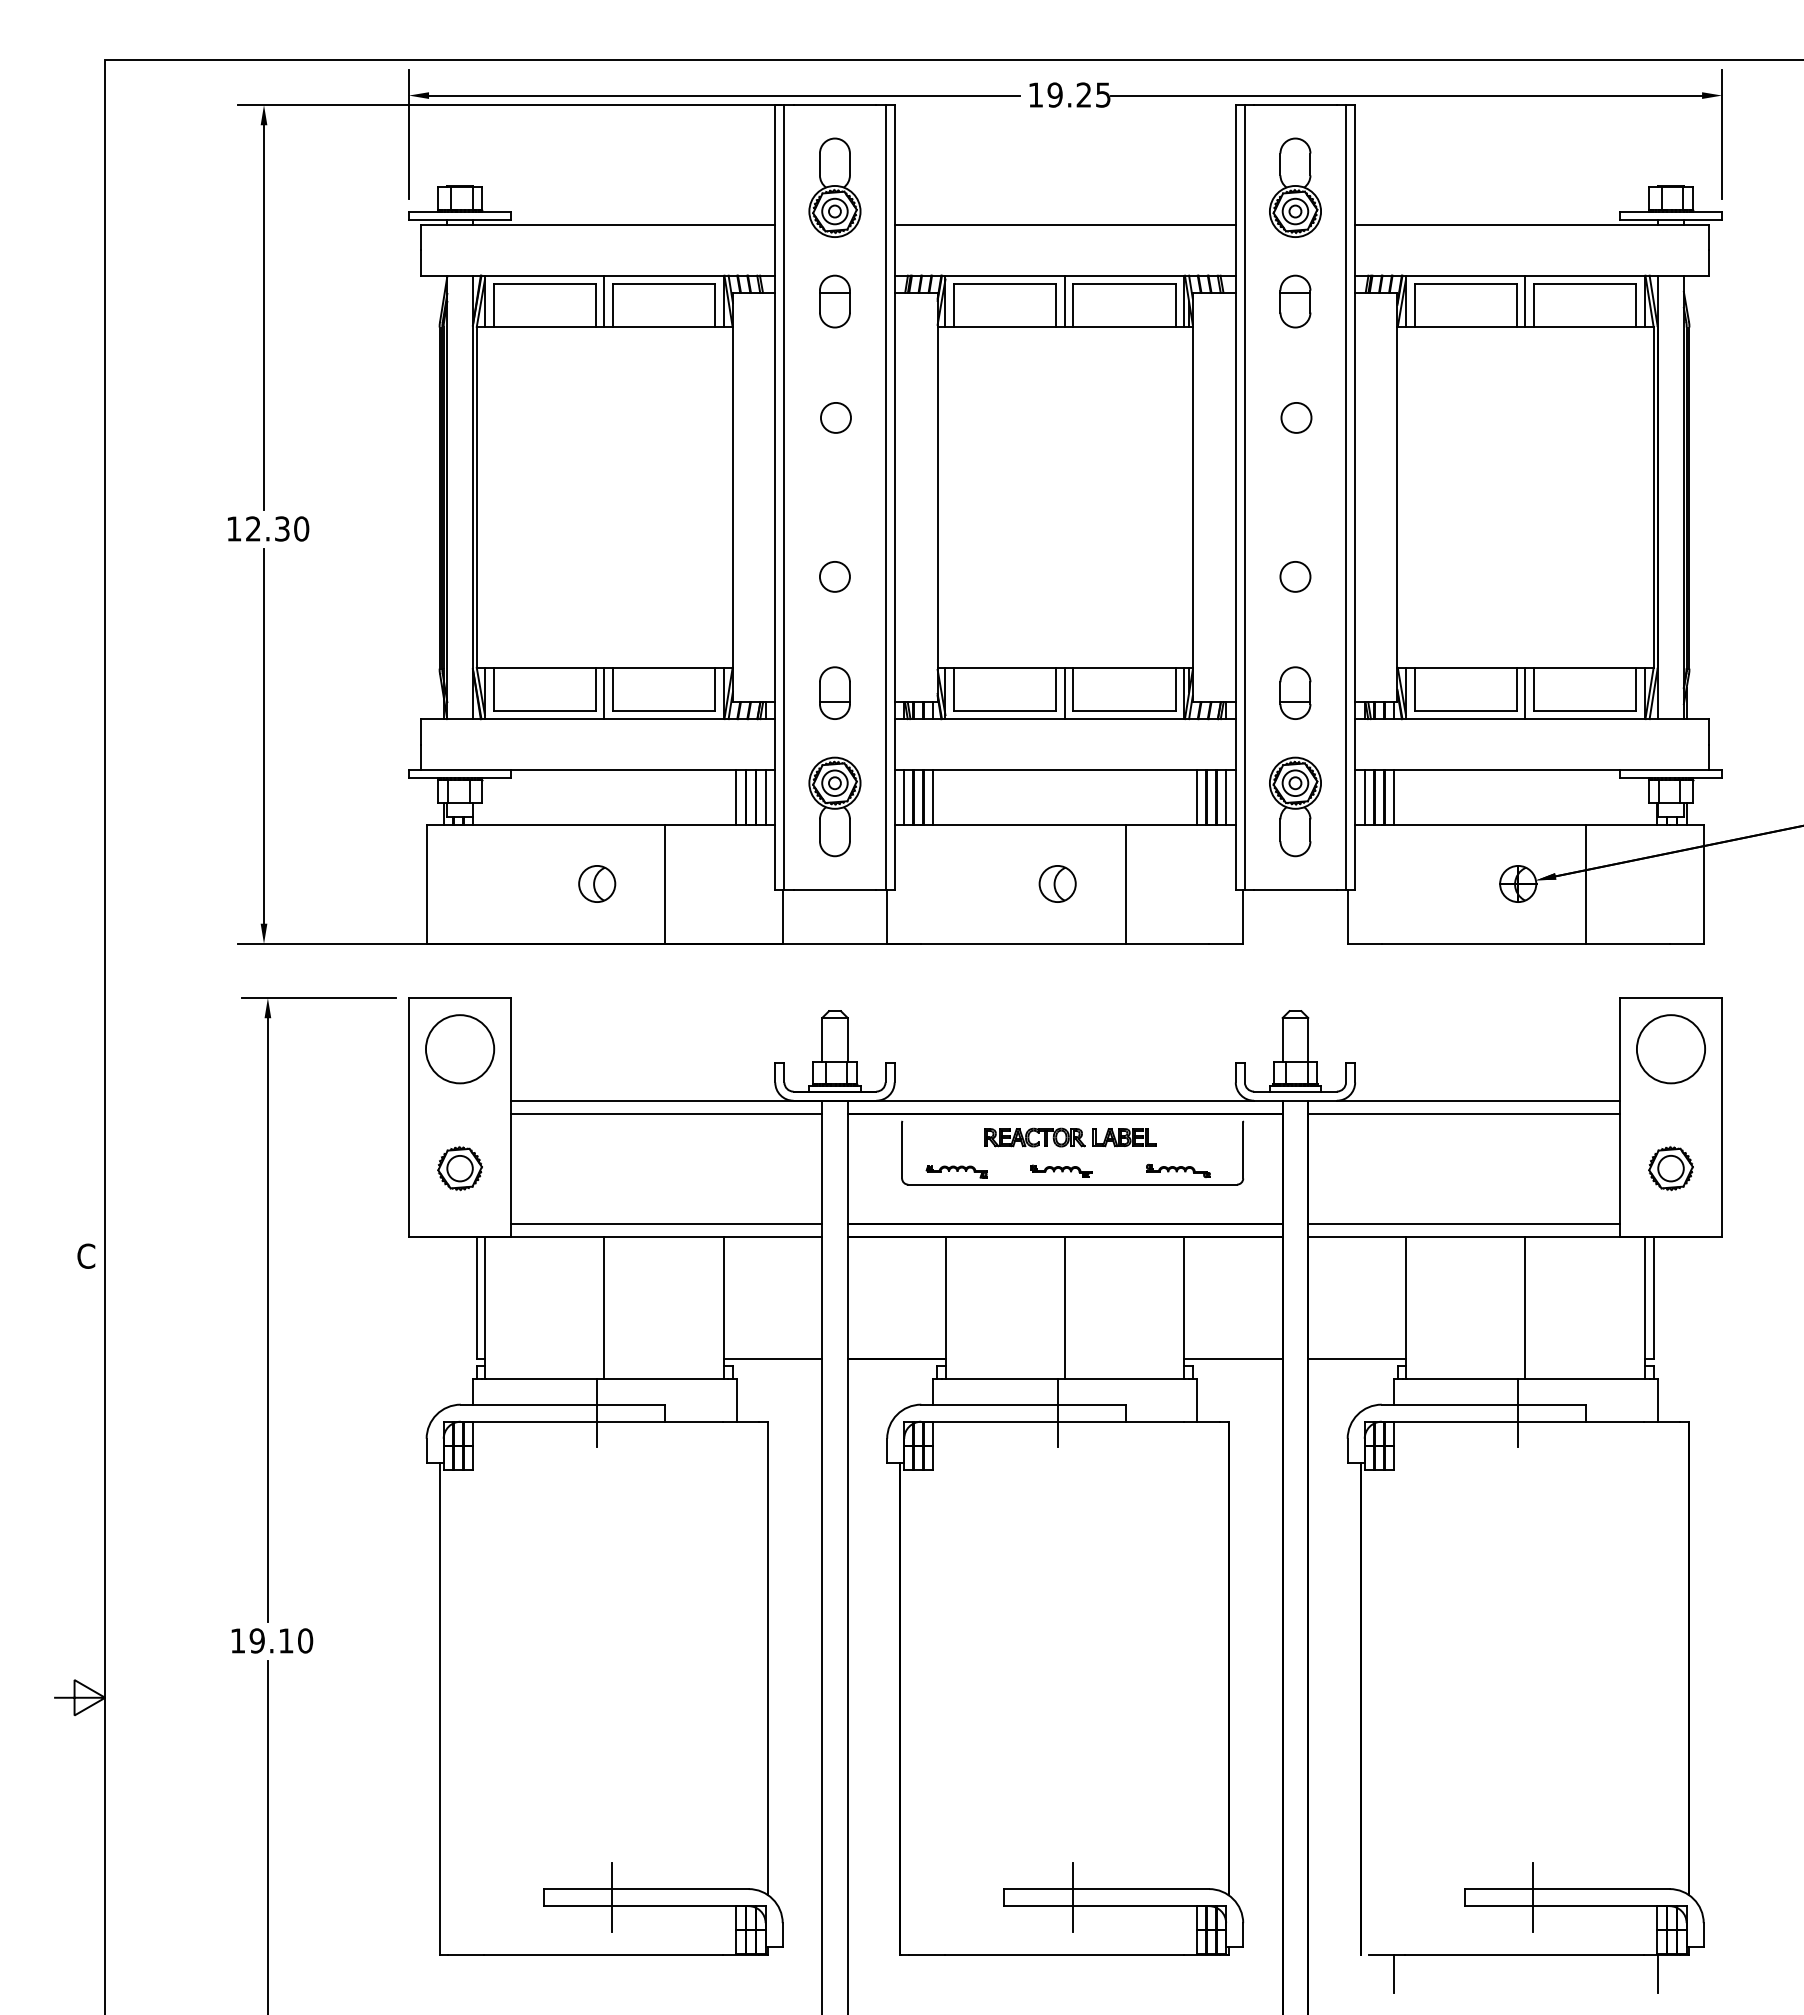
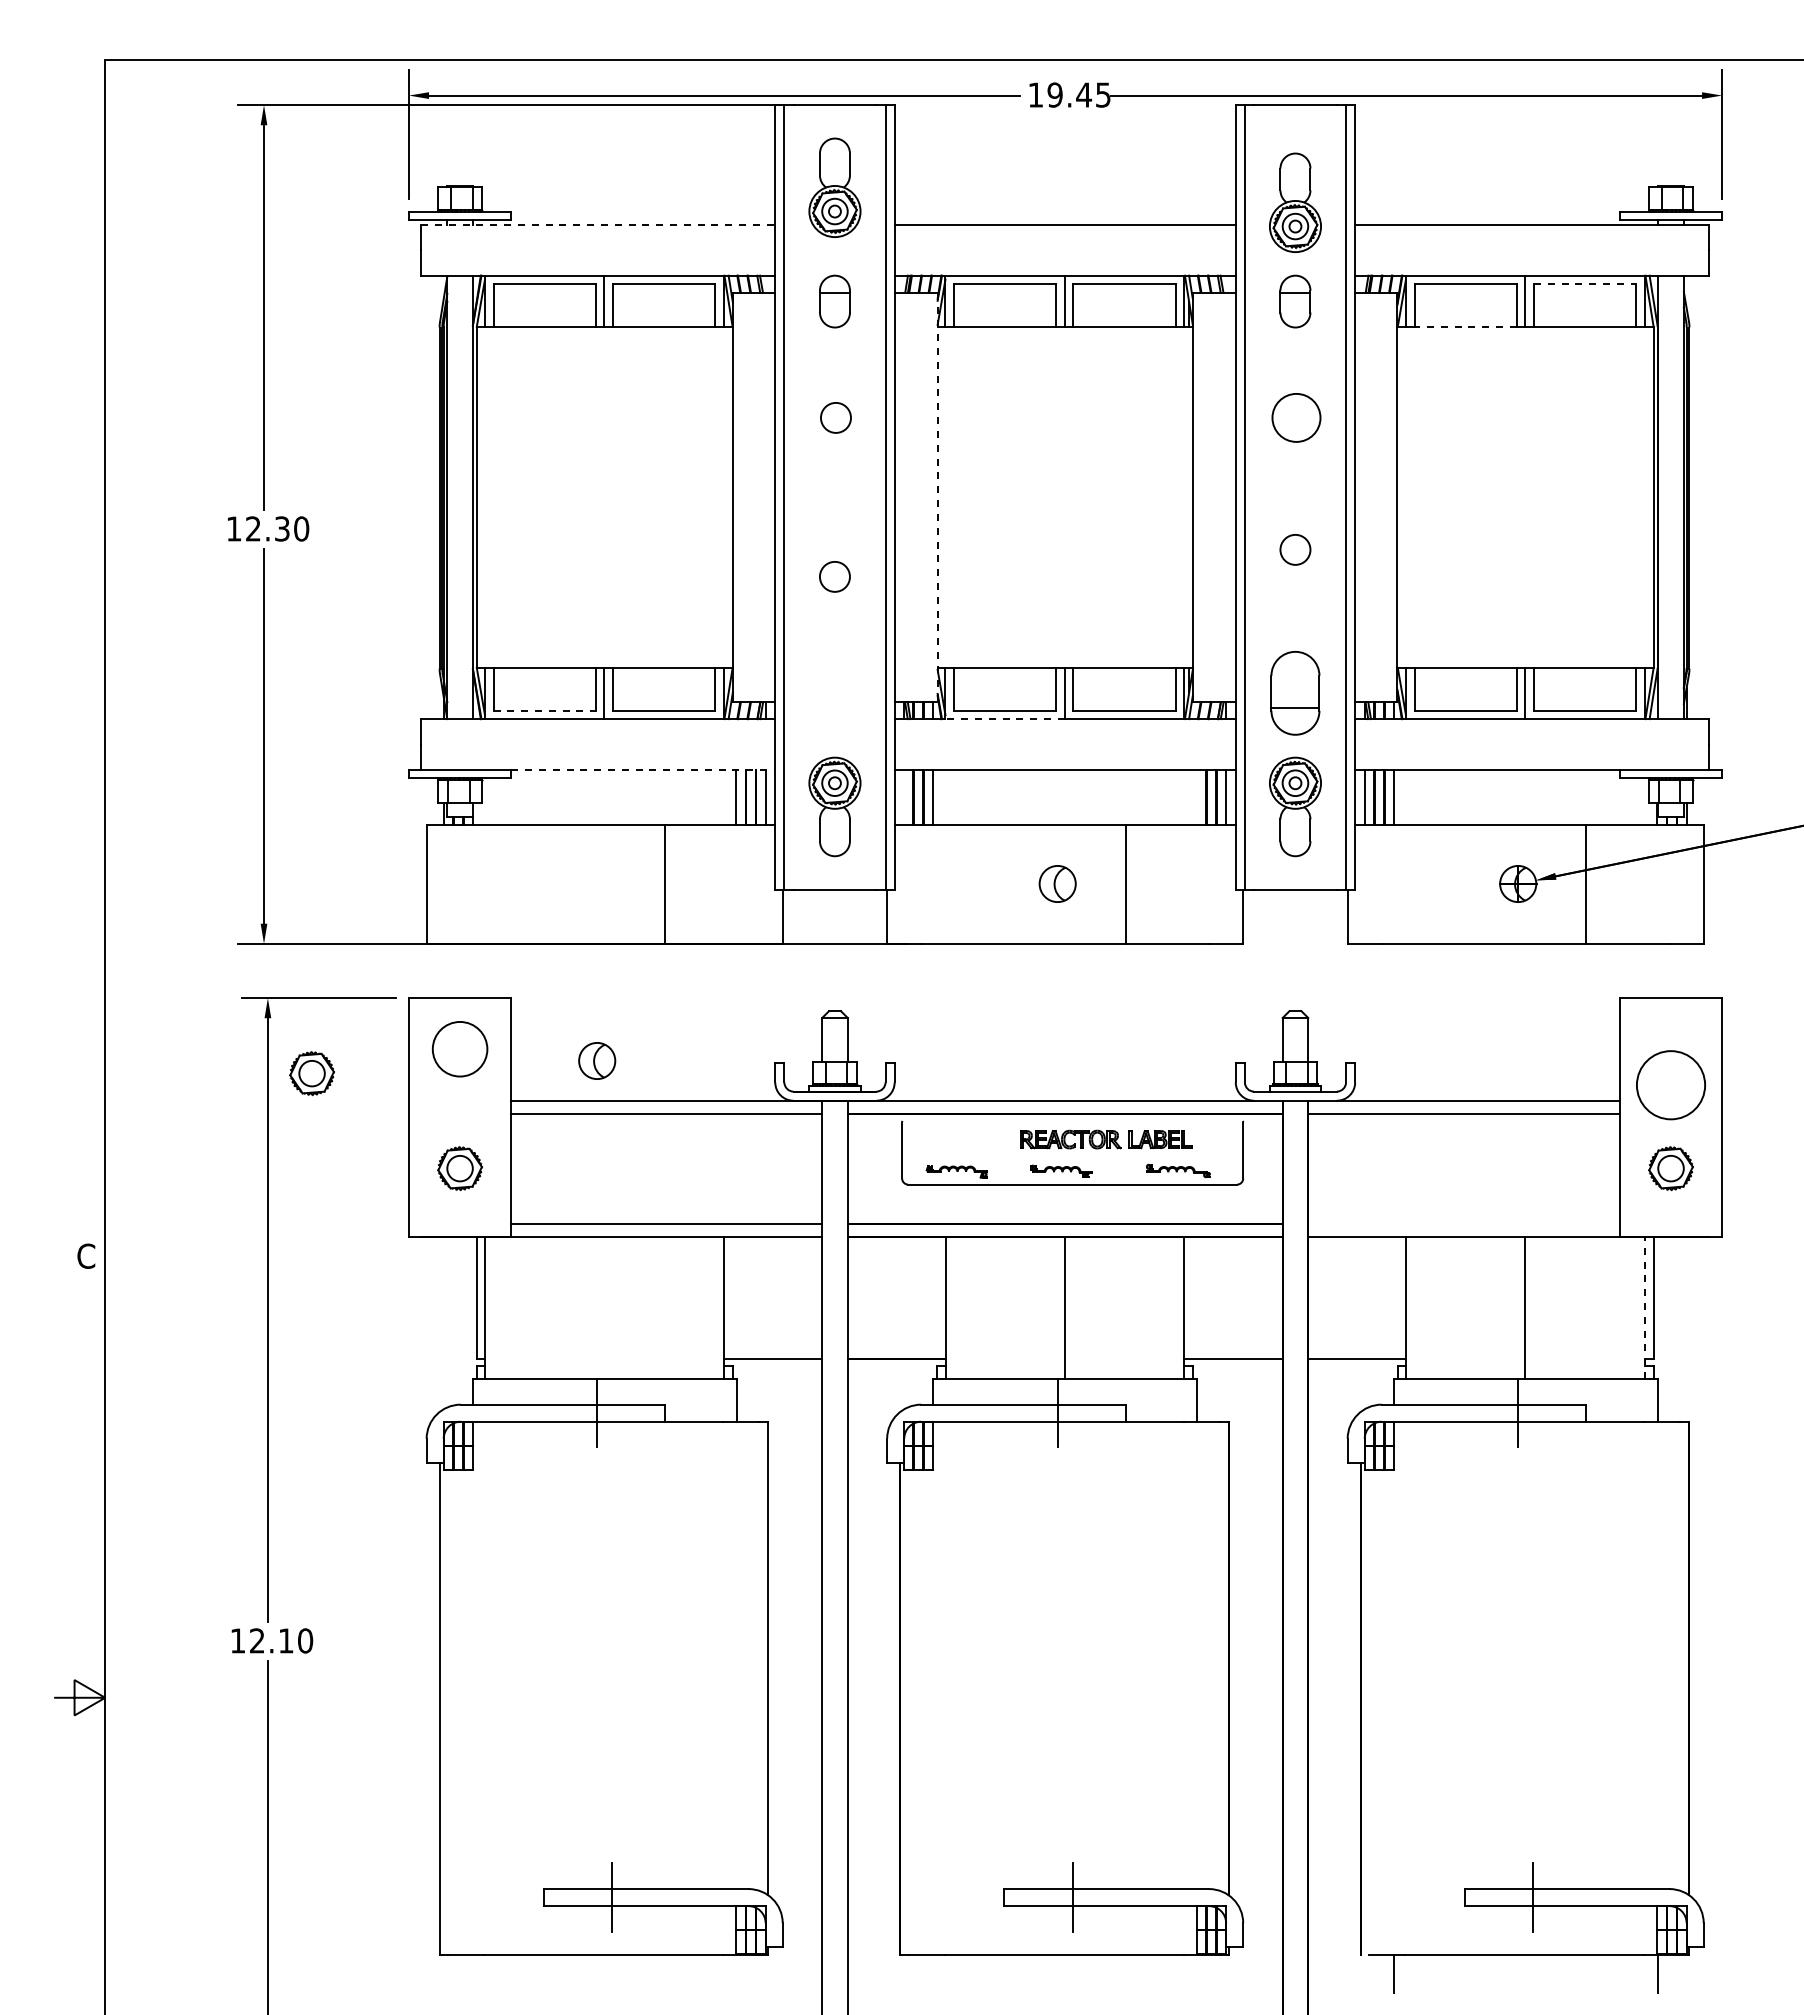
text: 19.25 -> 19.45 (1084, 94)
part position: (1295, 187) -> (1295, 202) (1295, 202)
line: solid -> dashed (598, 224)
line: solid -> dashed (1585, 284)
line: solid -> dashed (1465, 326)
circle diameter: 30 px -> 48 px (1296, 417)
line: solid -> dashed (937, 497)
circle position: (1295, 576) -> (1295, 549) (1295, 549)
part: present -> none (834, 692)
part size: 33x54 px -> 51x85 px (1295, 693)
line: solid -> dashed (545, 710)
line: solid -> dashed (1005, 719)
line: solid -> dashed (643, 770)
line: present -> none (904, 797)
line: present -> none (1196, 797)
part position: (597, 883) -> (597, 1060) (597, 1060)
circle diameter: 68 px -> 55 px (459, 1048)
circle position: (1670, 1049) -> (1670, 1085) (1670, 1085)
part: none -> present (311, 1073)
part position: (1070, 1137) -> (1106, 1139) (1106, 1139)
line: present -> none (1463, 1224)
line: present -> none (604, 1308)
line: solid -> dashed (1644, 1308)
text: 19.10 -> 12.10 (256, 1640)
